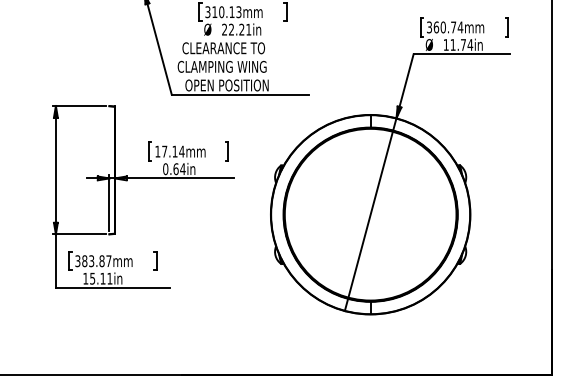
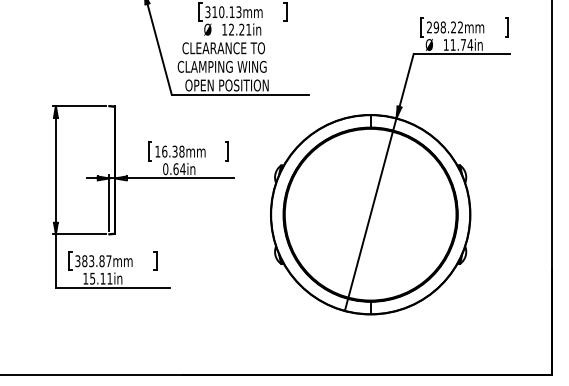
text: 360.74mm -> 298.22mm (445, 27)
text: 22.21in -> 12.21in (224, 29)
text: 17.14mm -> 16.38mm (173, 151)
